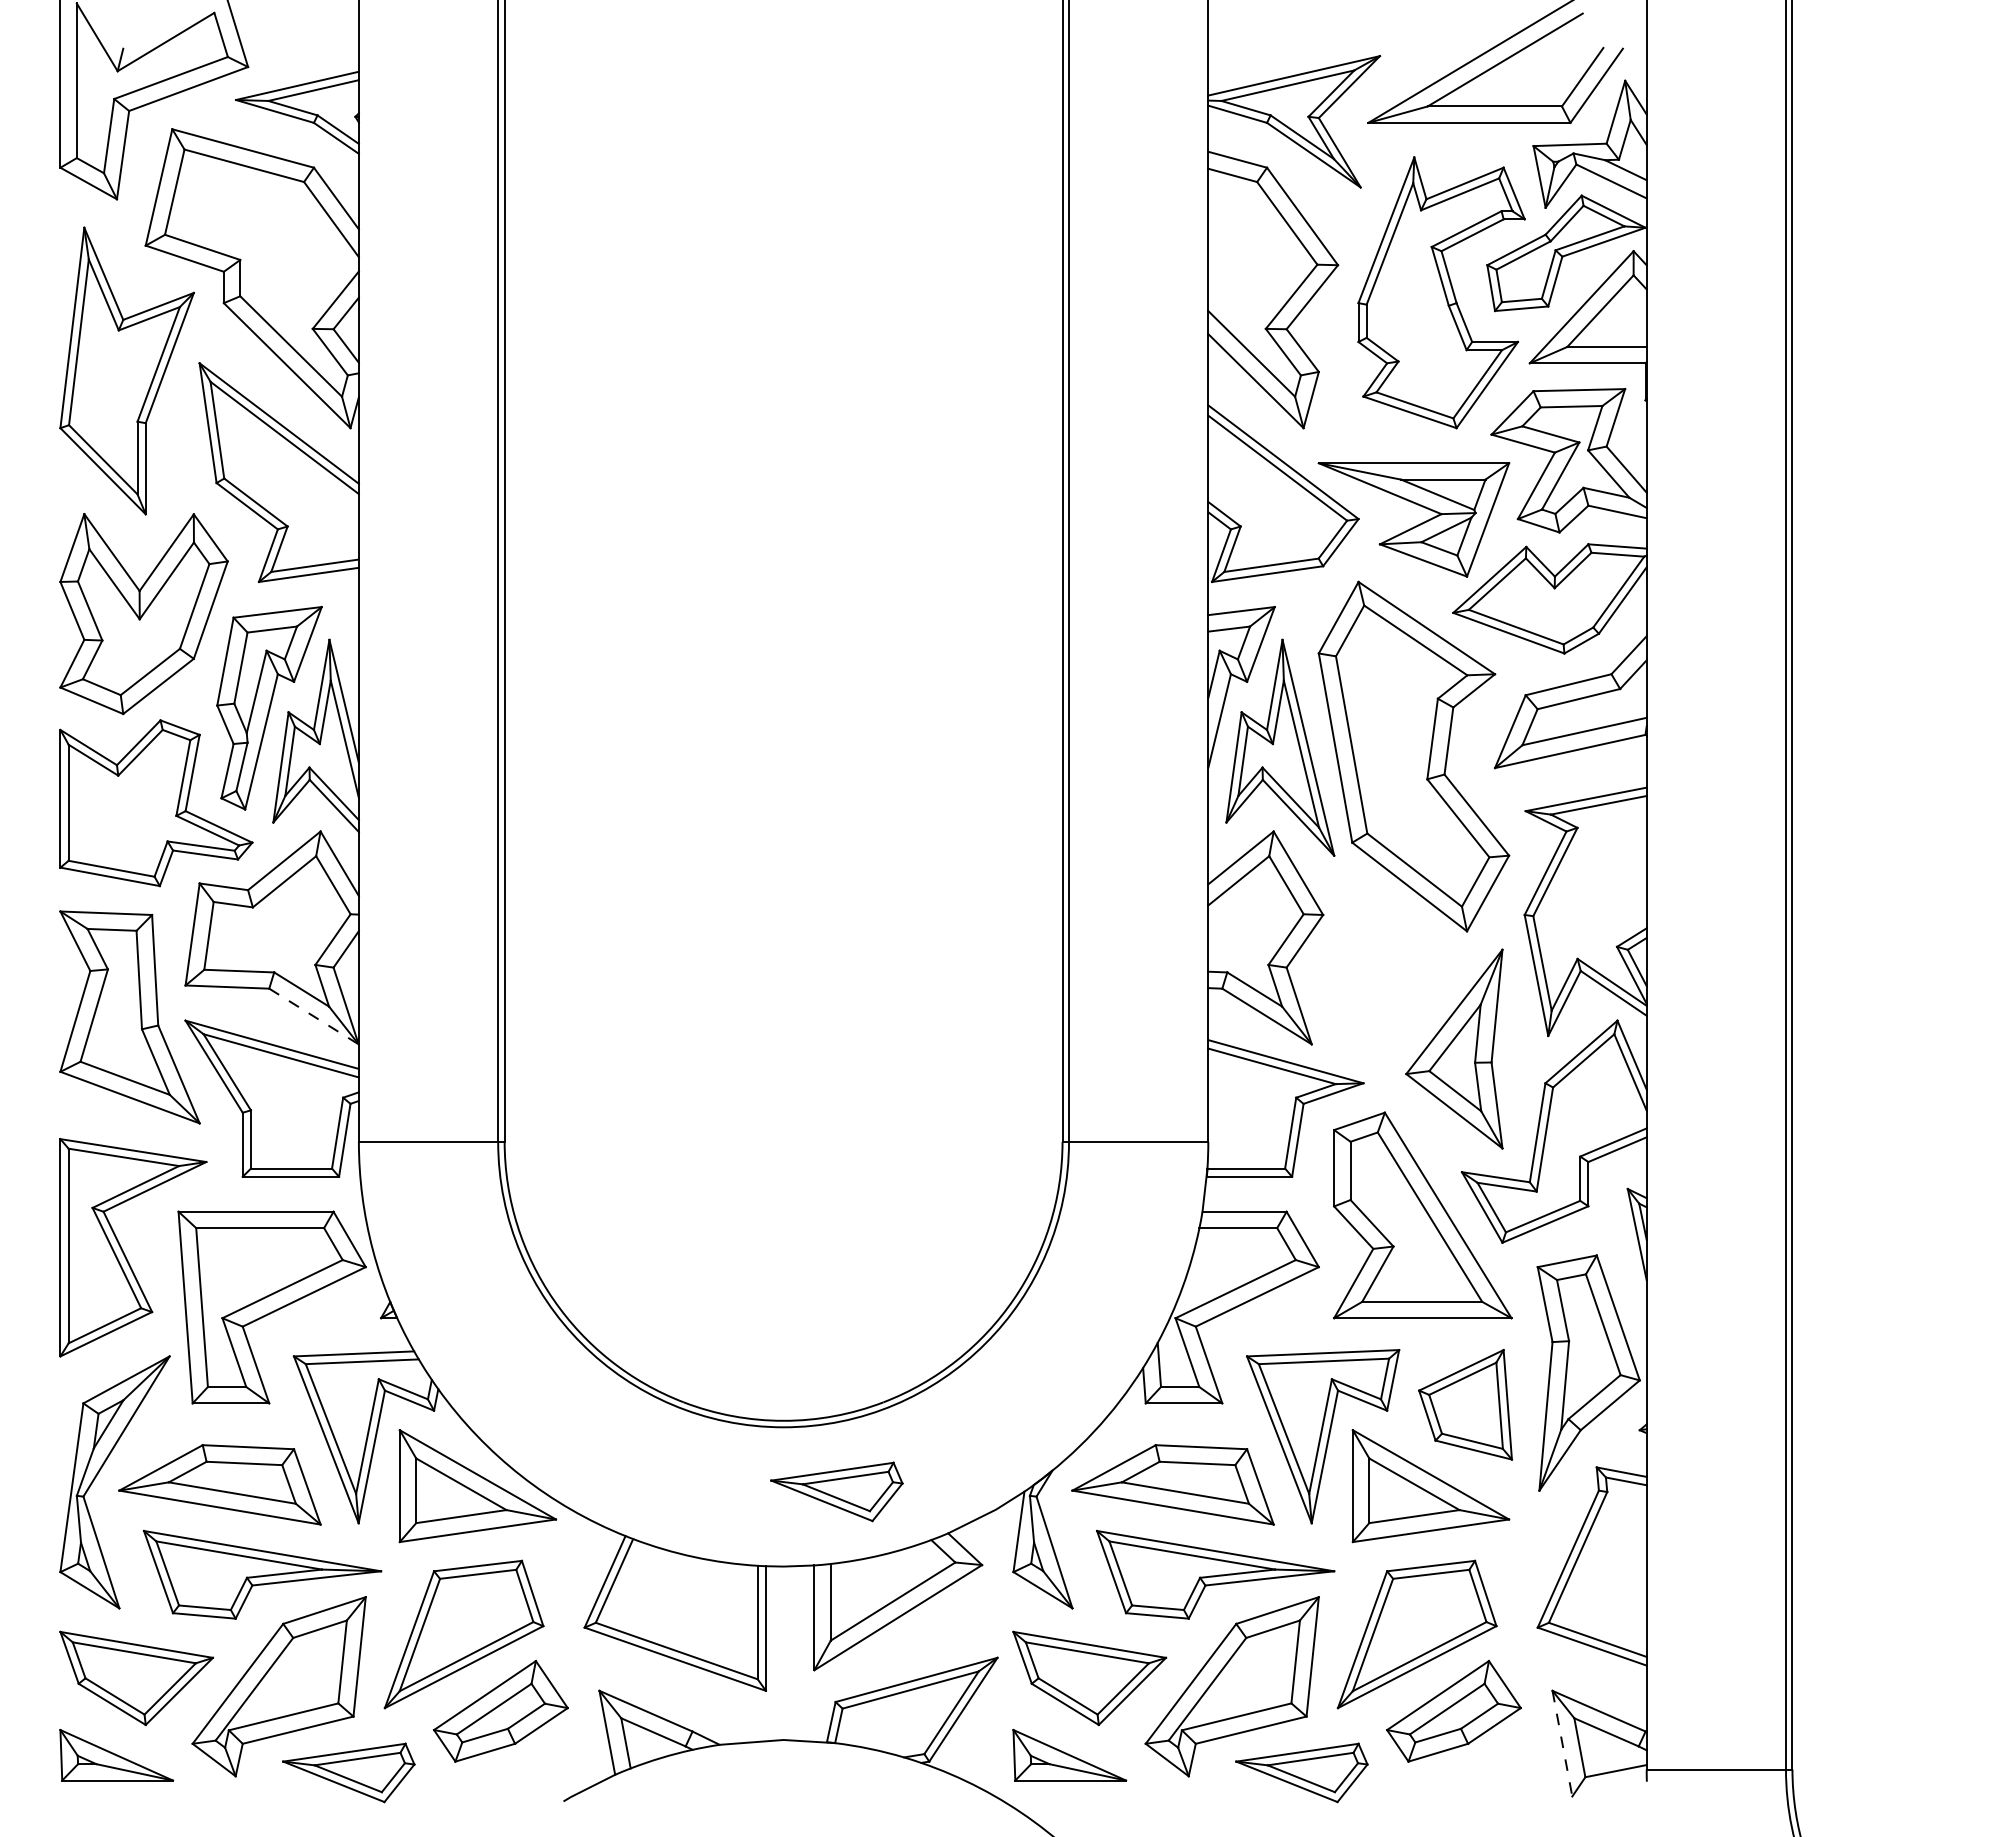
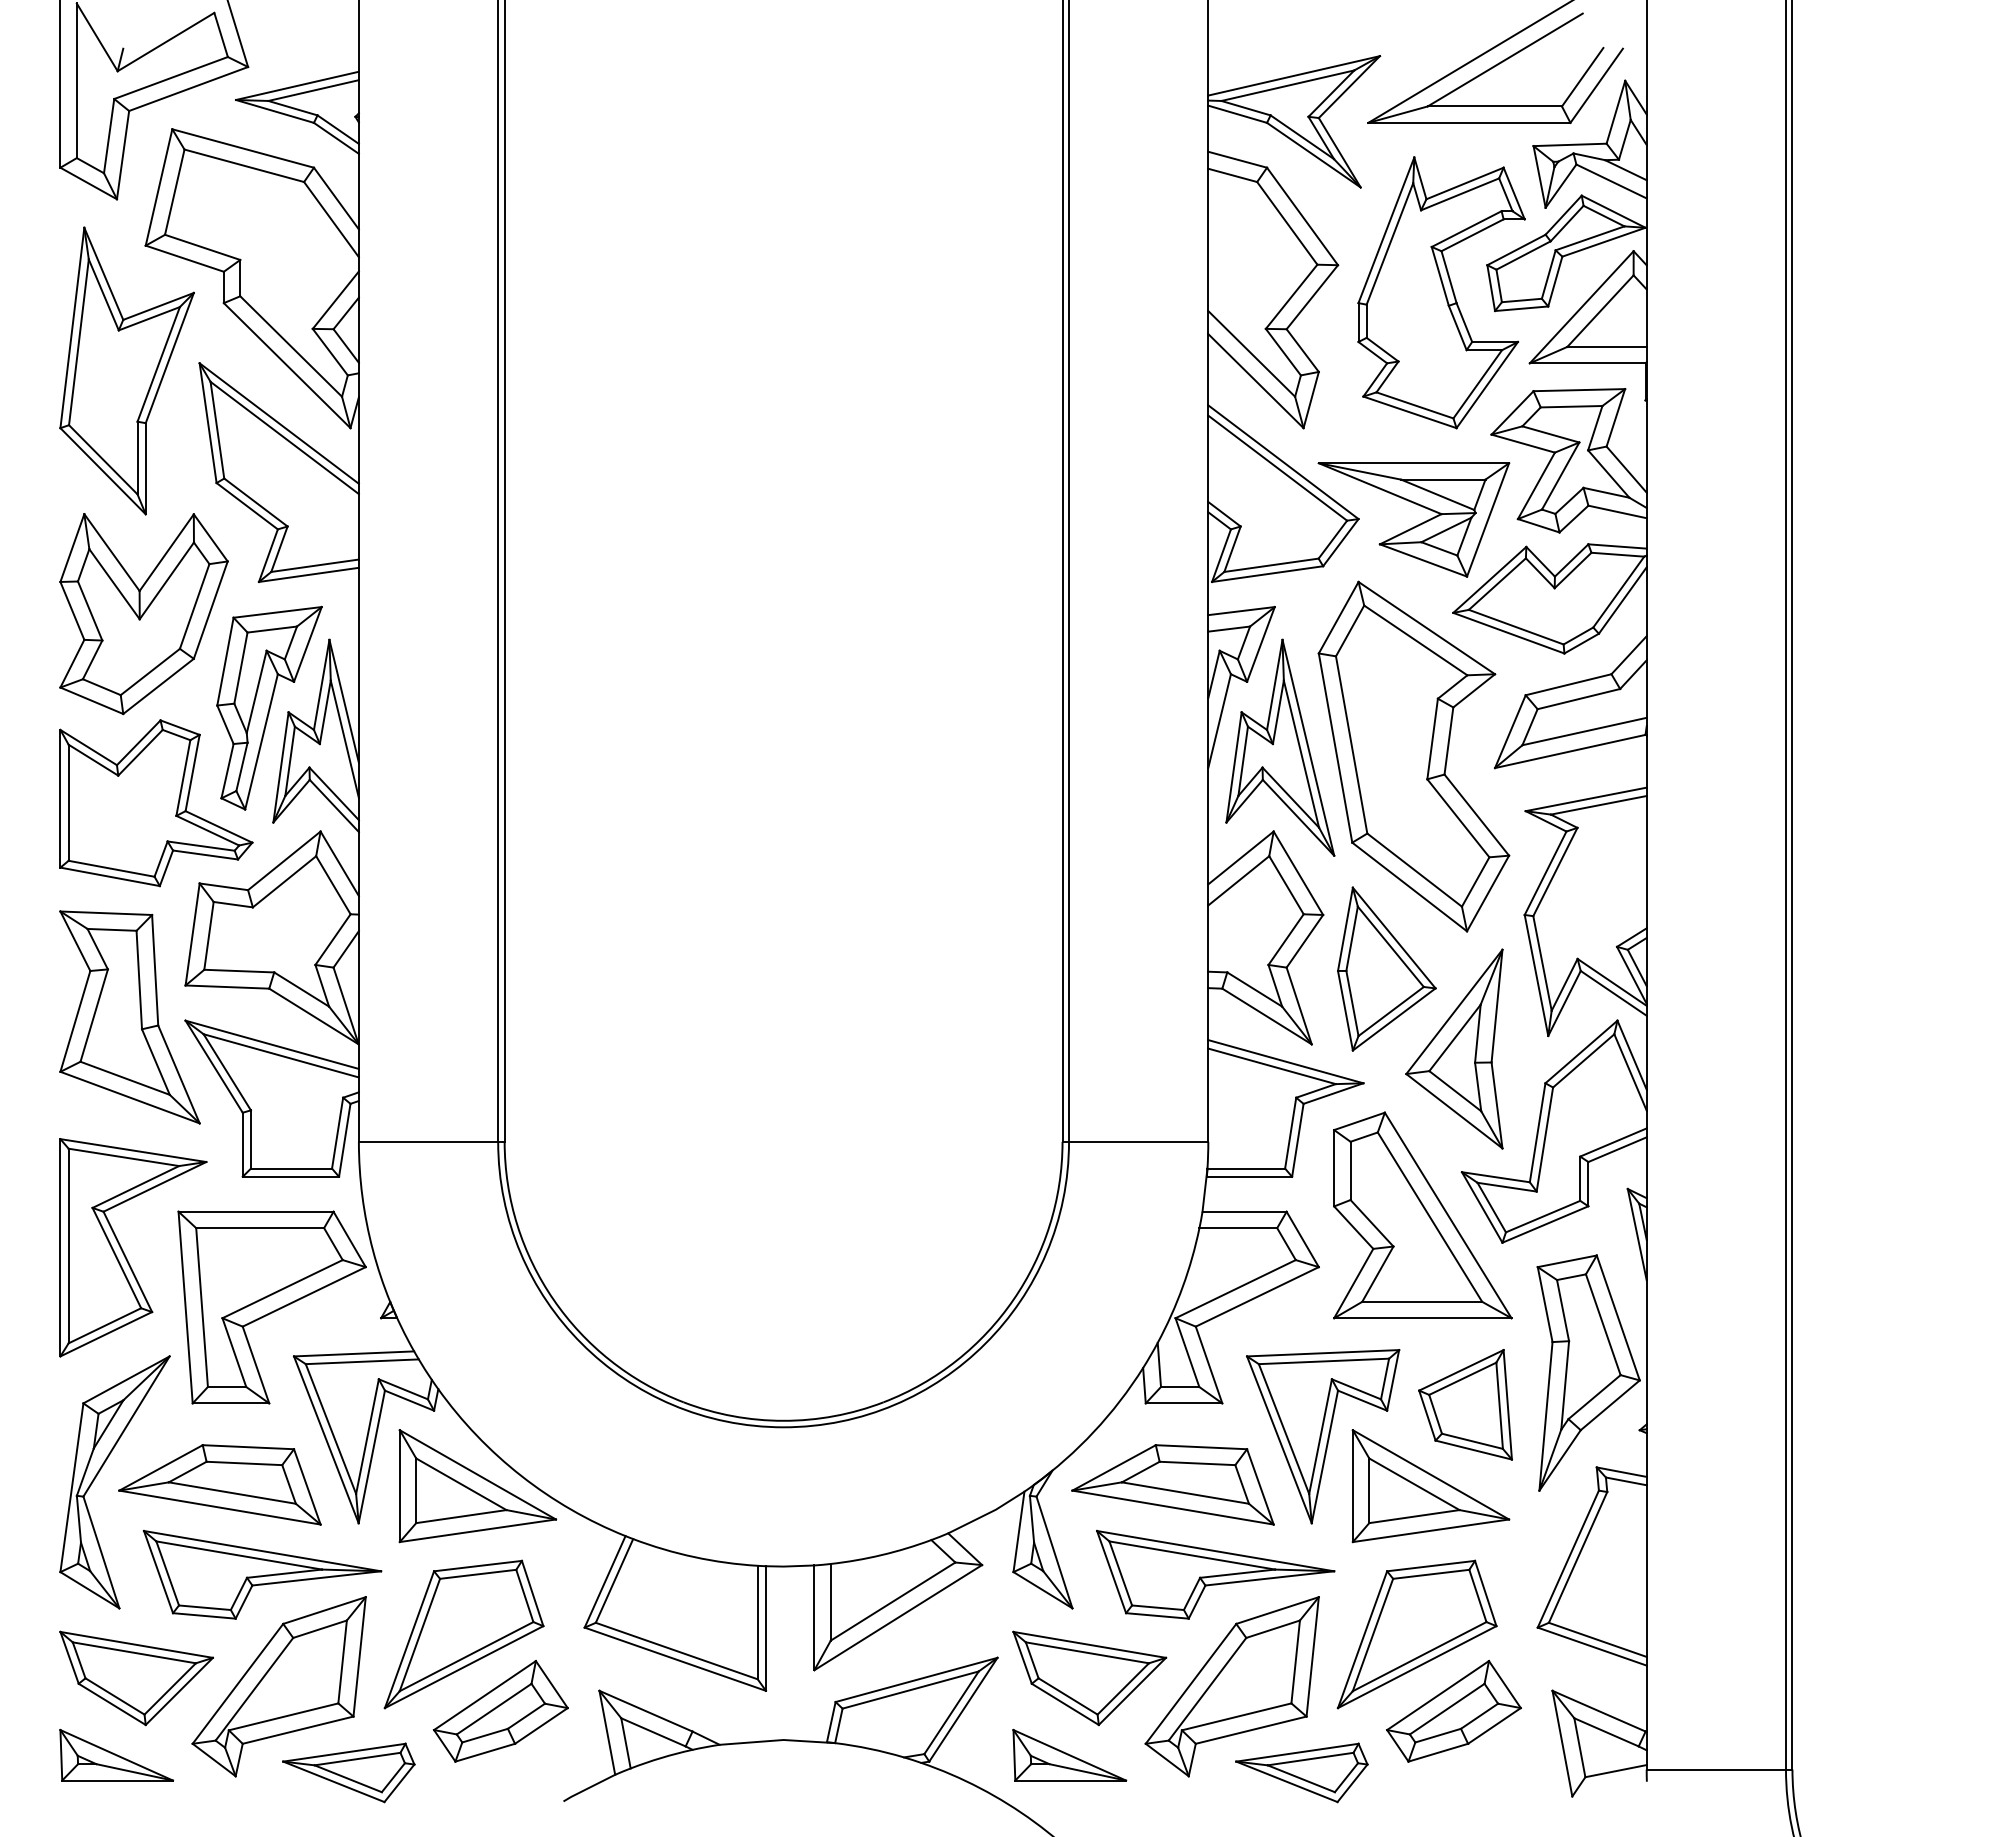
part: none -> present (1386, 968)
line: dashed -> solid (313, 1016)
part: present -> none (836, 1491)
line: dashed -> solid (1562, 1743)
